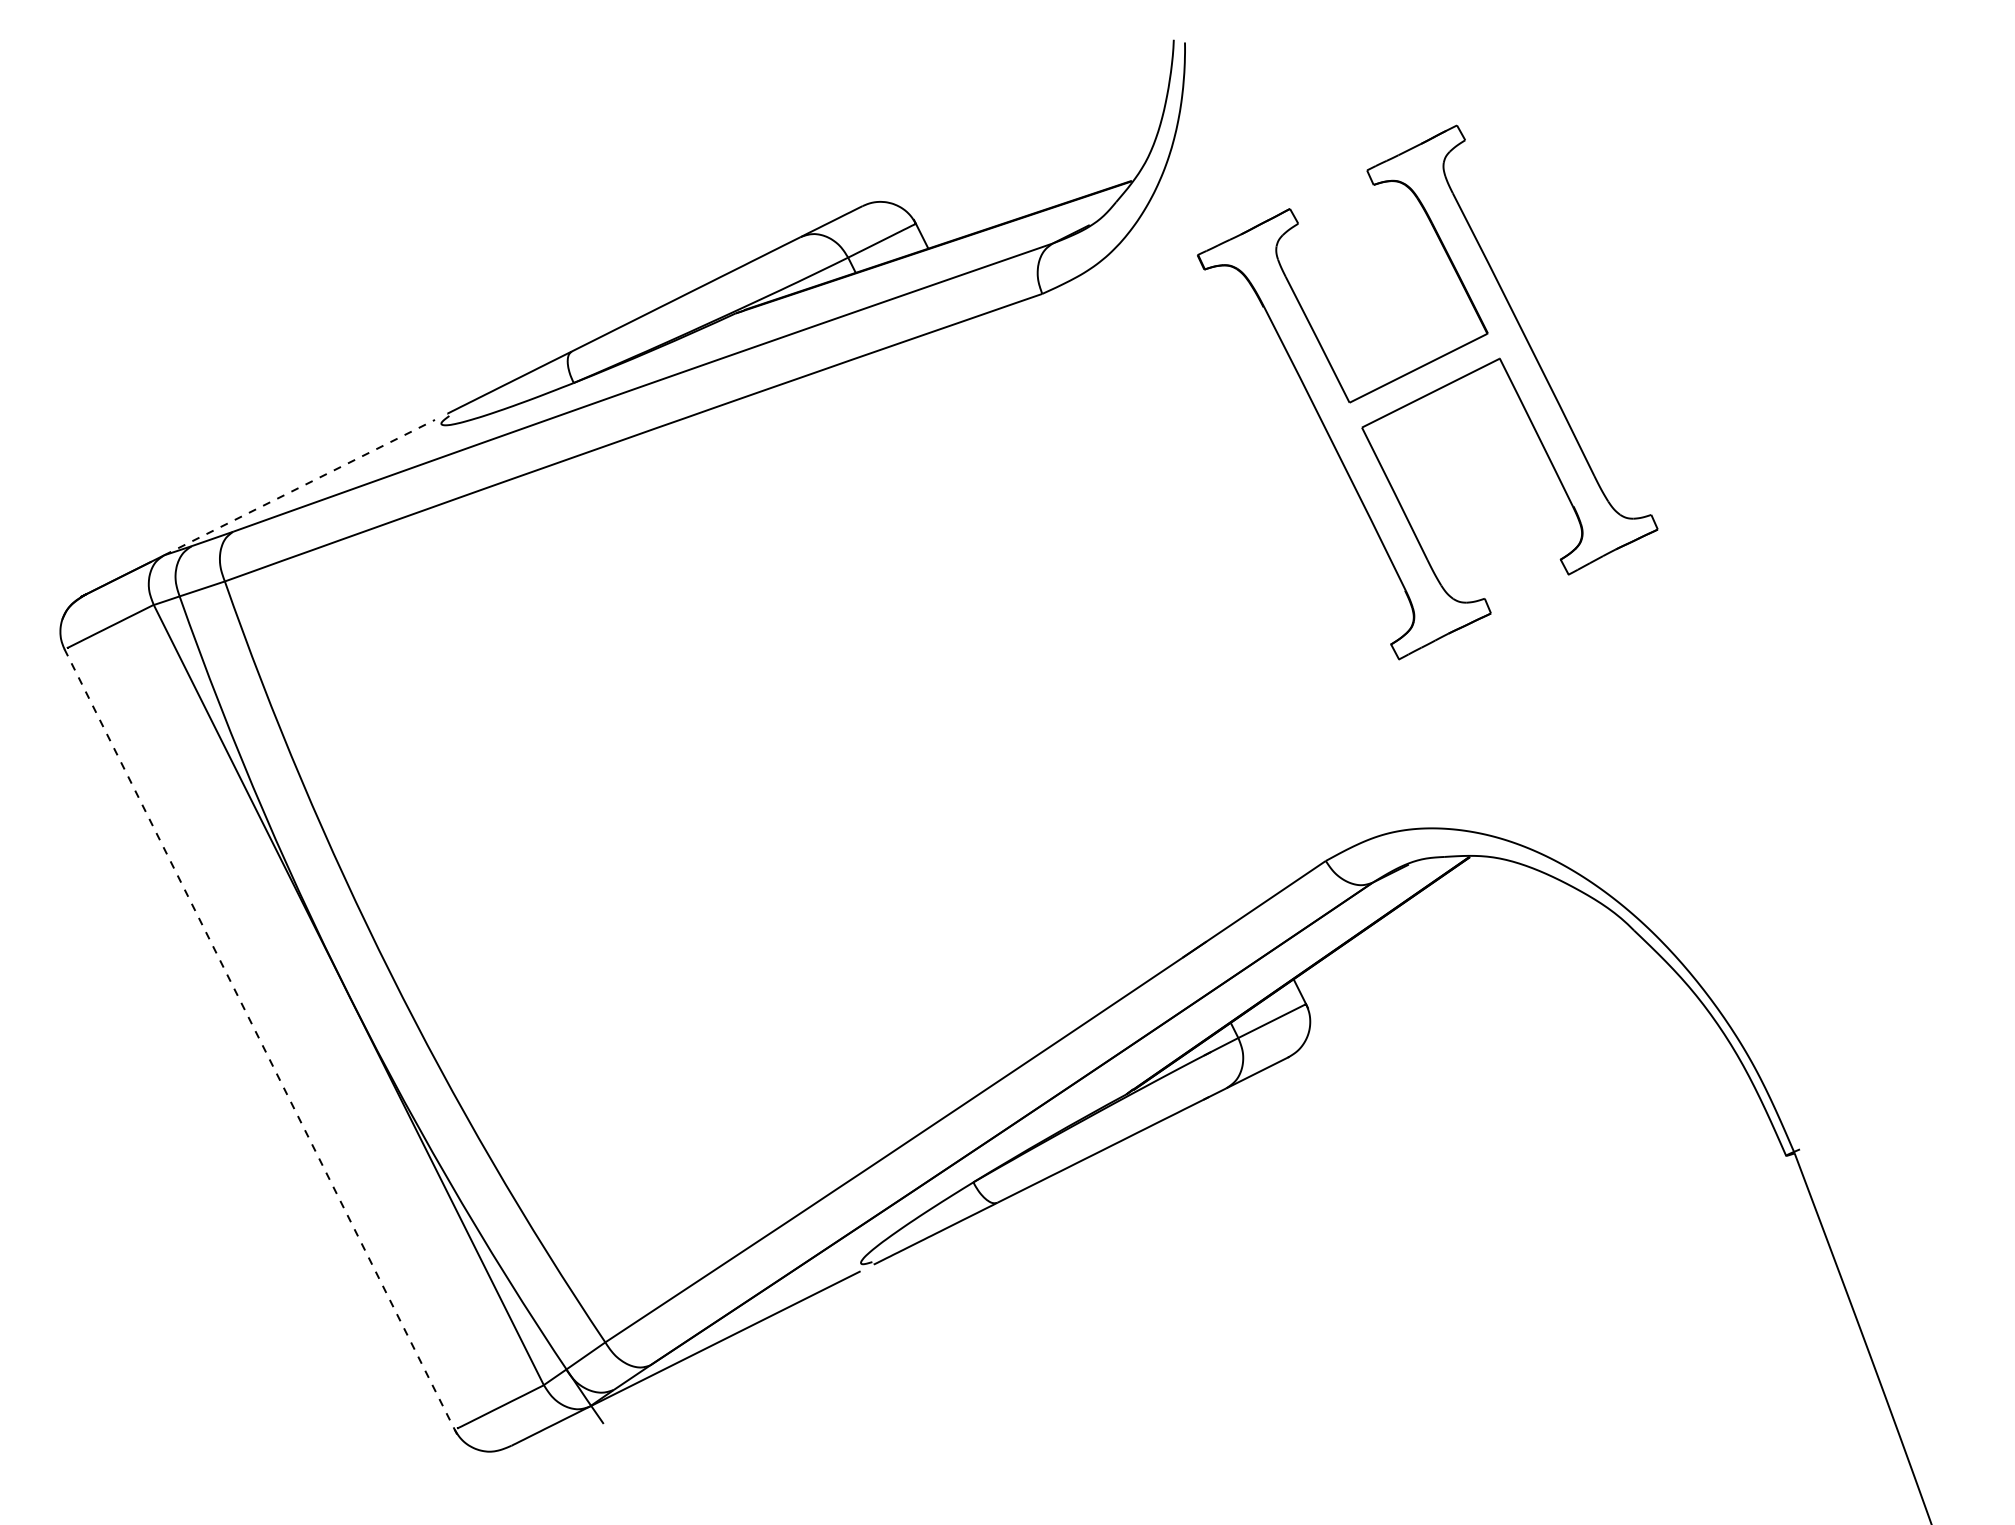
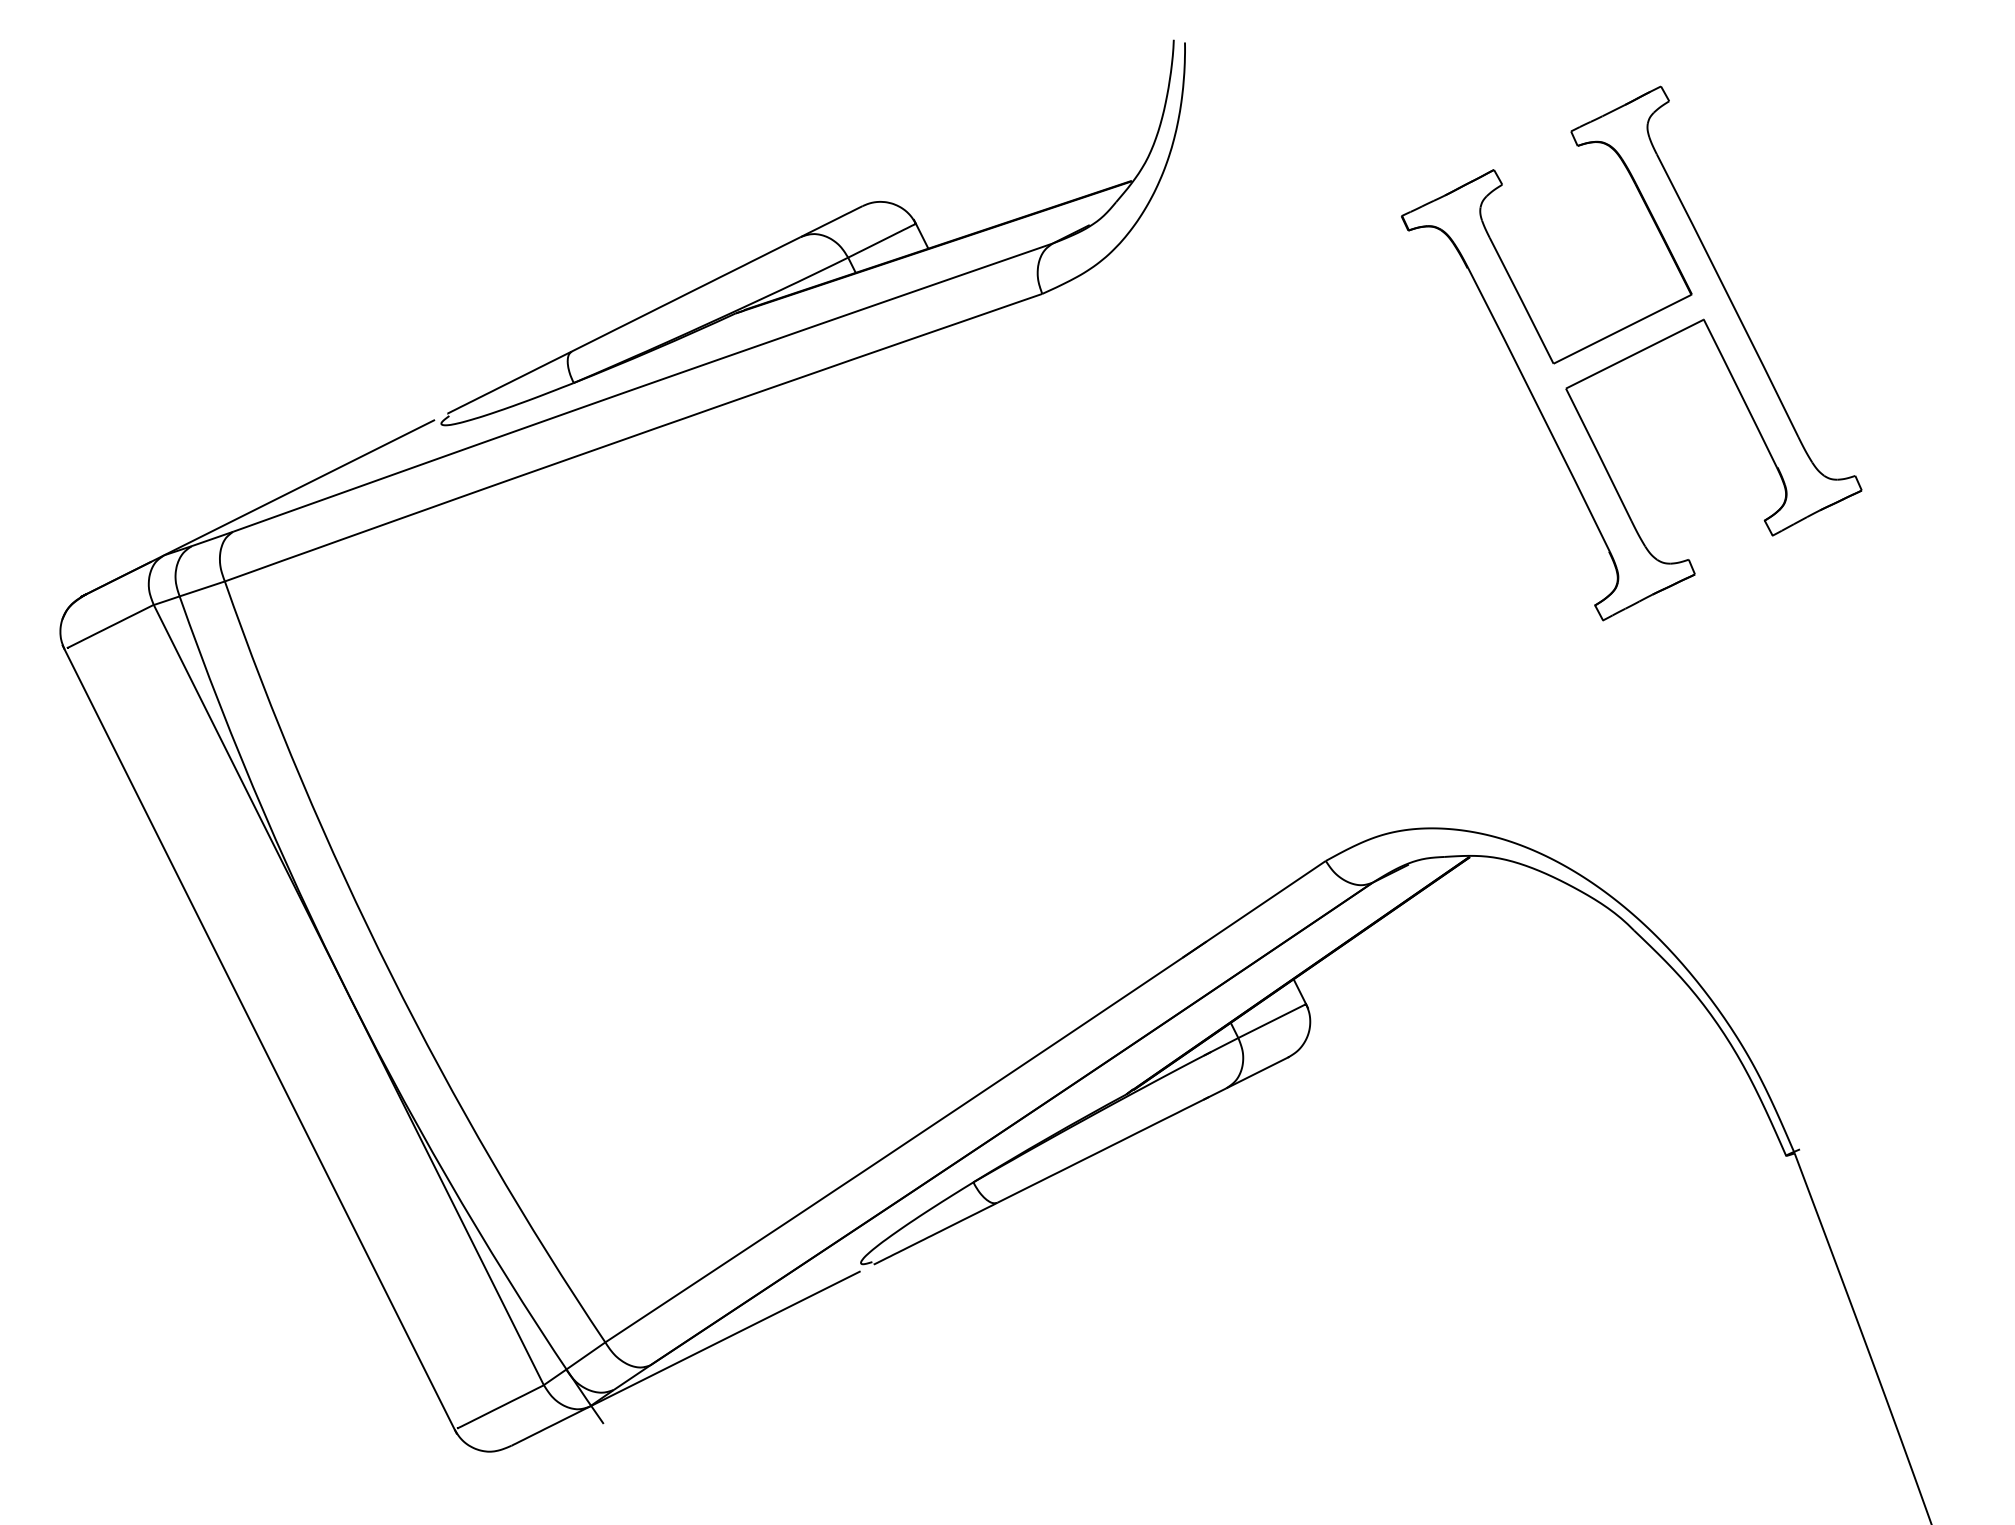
part position: (1427, 392) -> (1631, 353) (1631, 353)
line: dashed -> solid (299, 487)
line: dashed -> solid (259, 1039)
